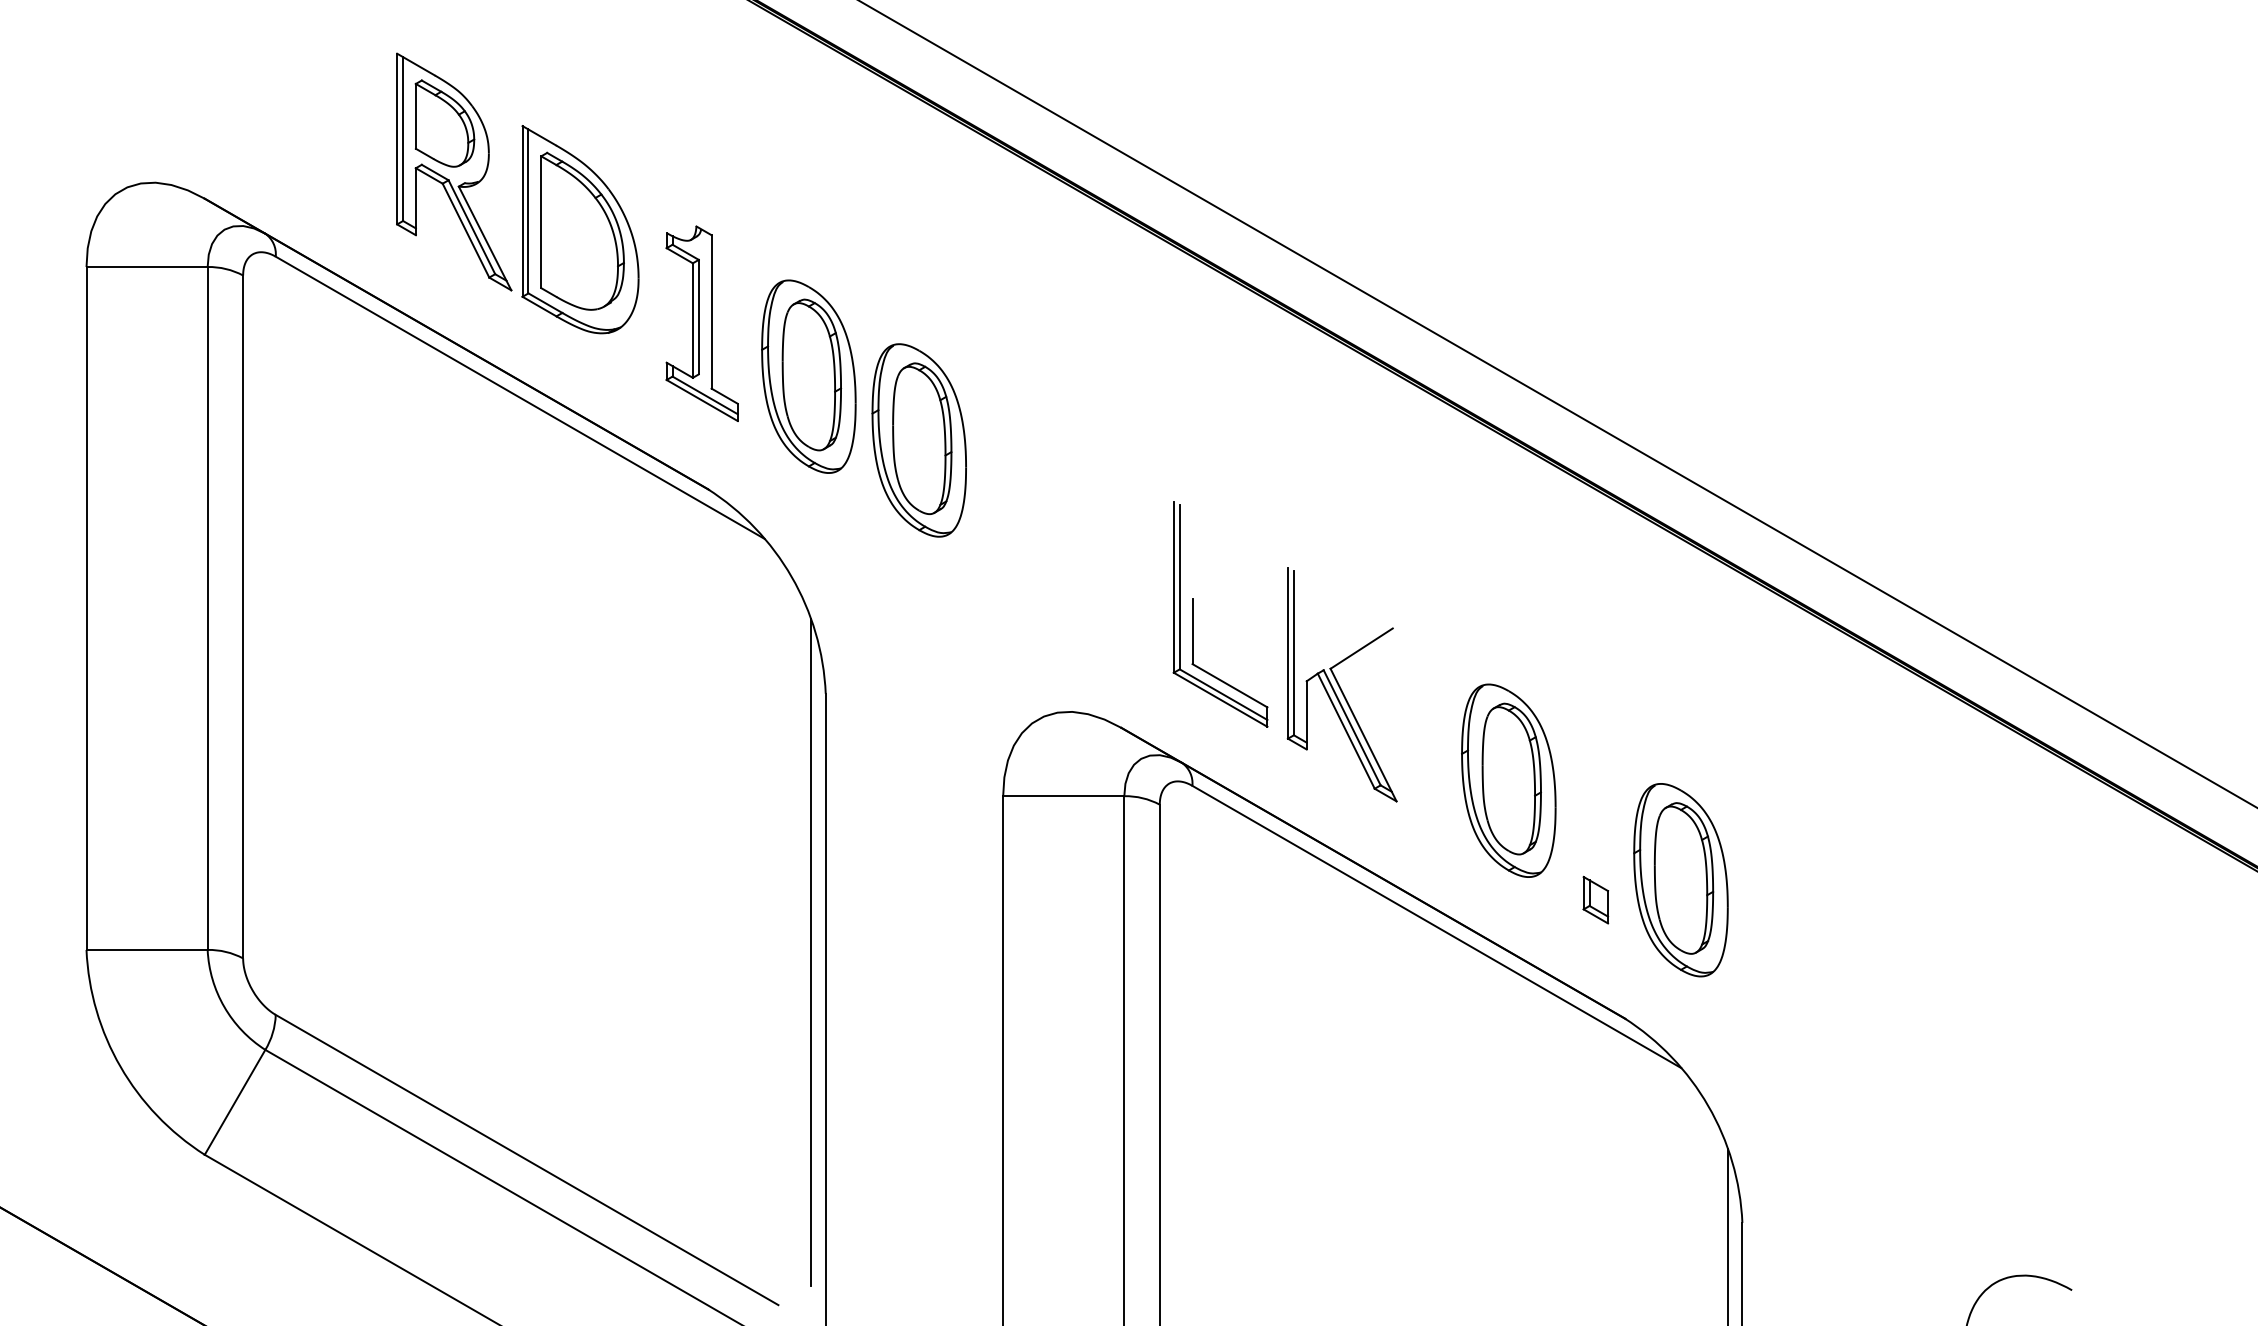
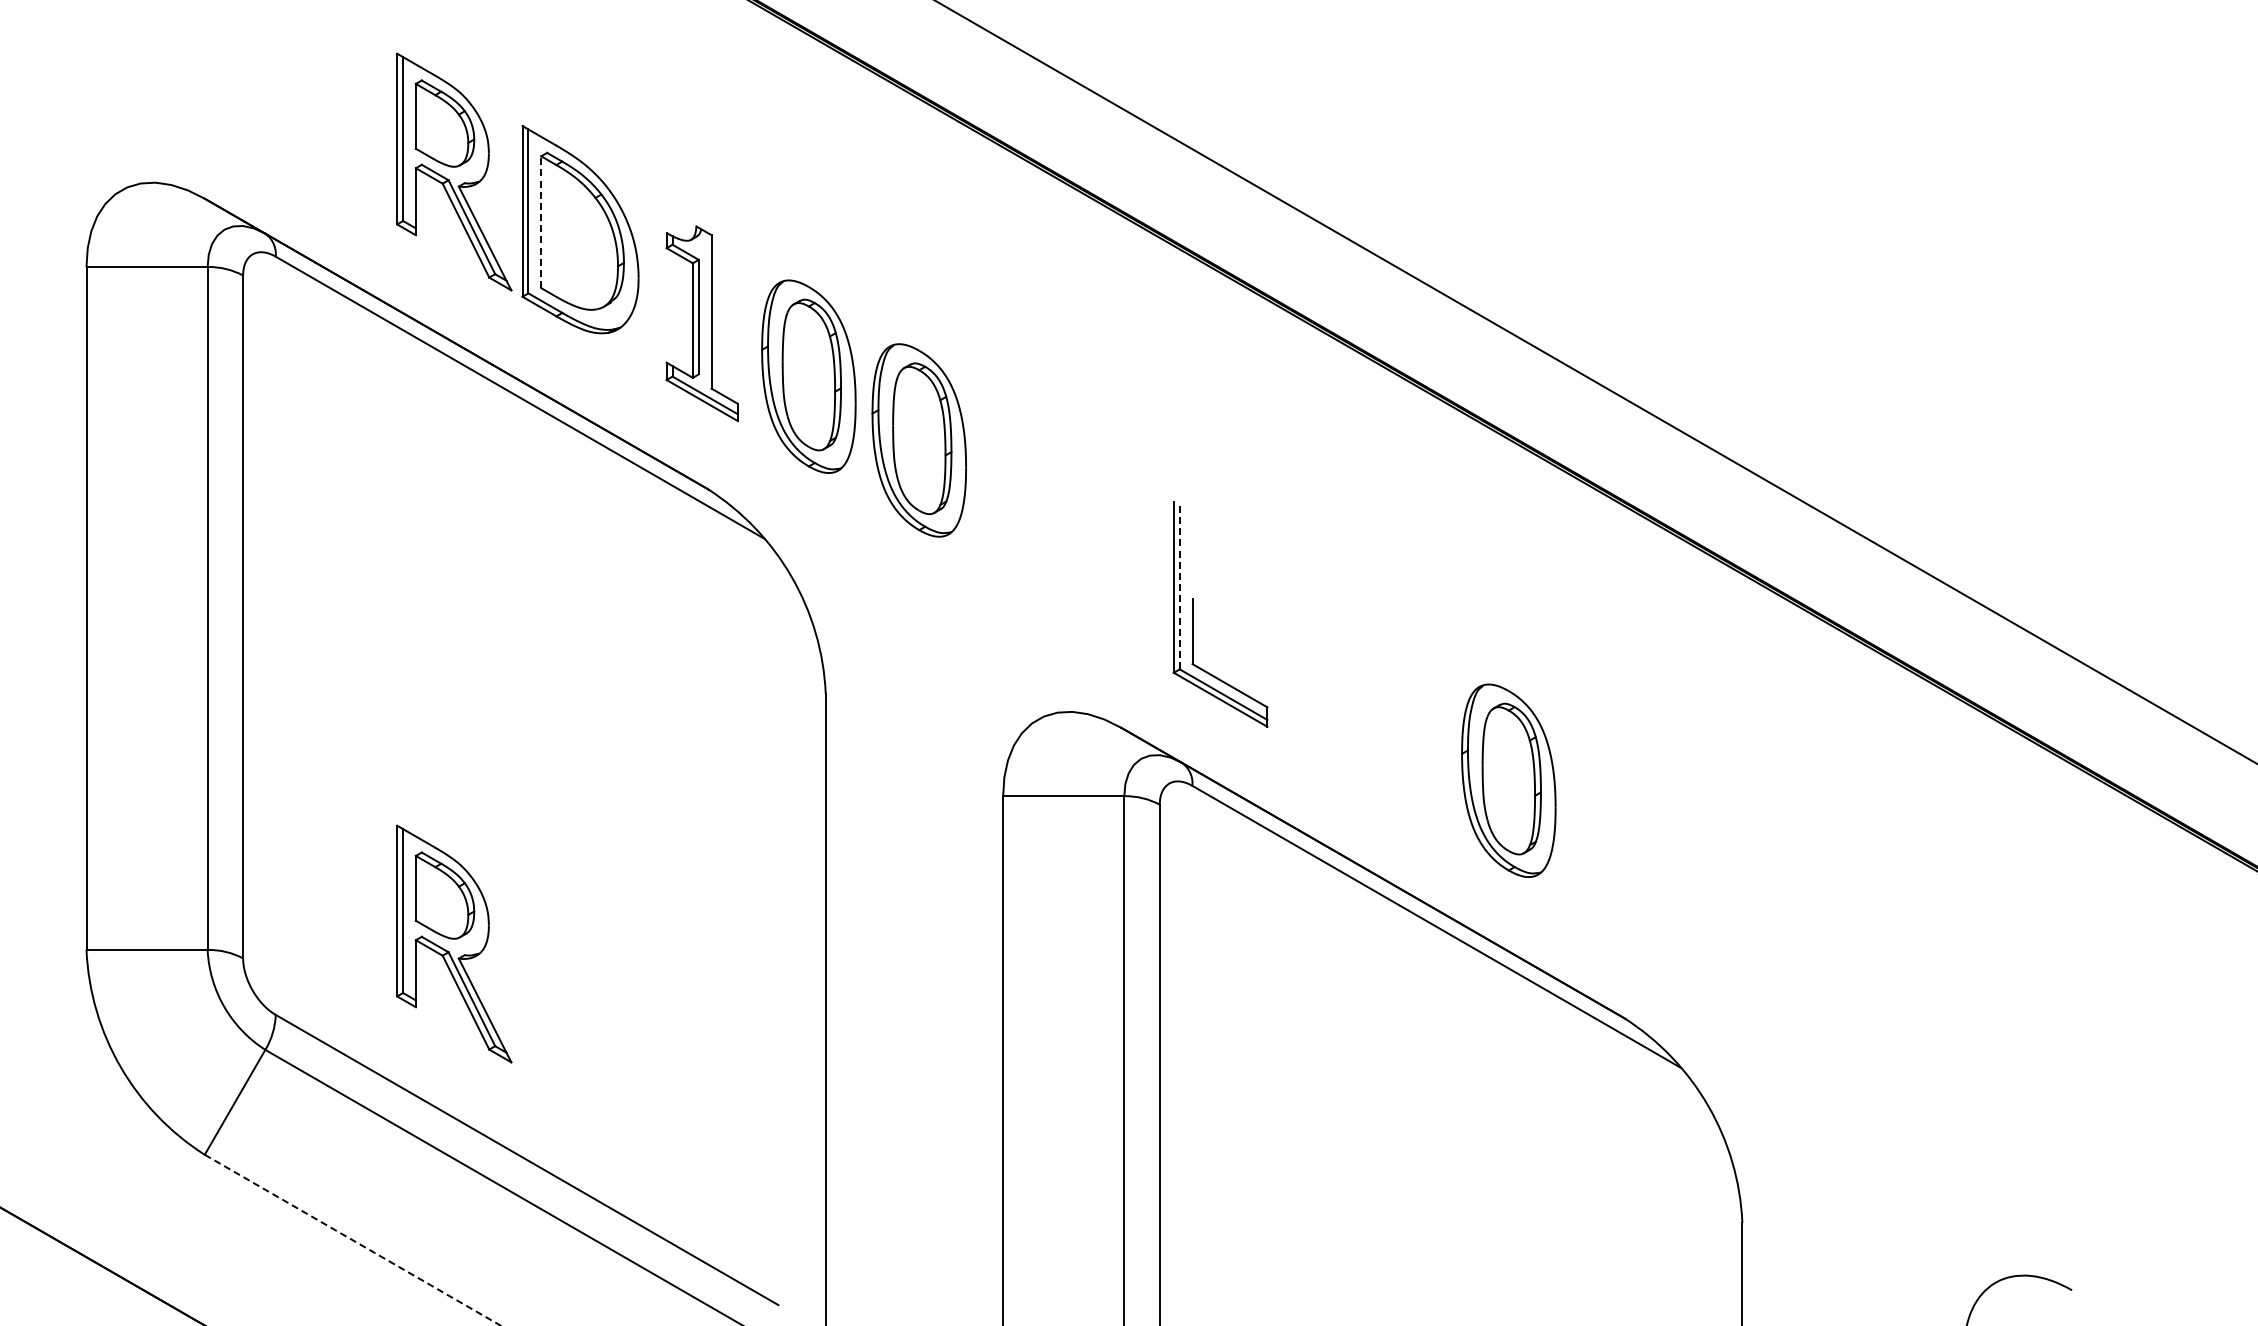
line: solid -> dashed (541, 222)
line position: (1558, 404) -> (1596, 382) (1596, 382)
line: solid -> dashed (1179, 587)
part: present -> none (1341, 684)
part: present -> none (1680, 880)
part: present -> none (1595, 899)
part: none -> present (454, 943)
line: present -> none (811, 952)
line: present -> none (1727, 1235)
line: solid -> dashed (352, 1240)
